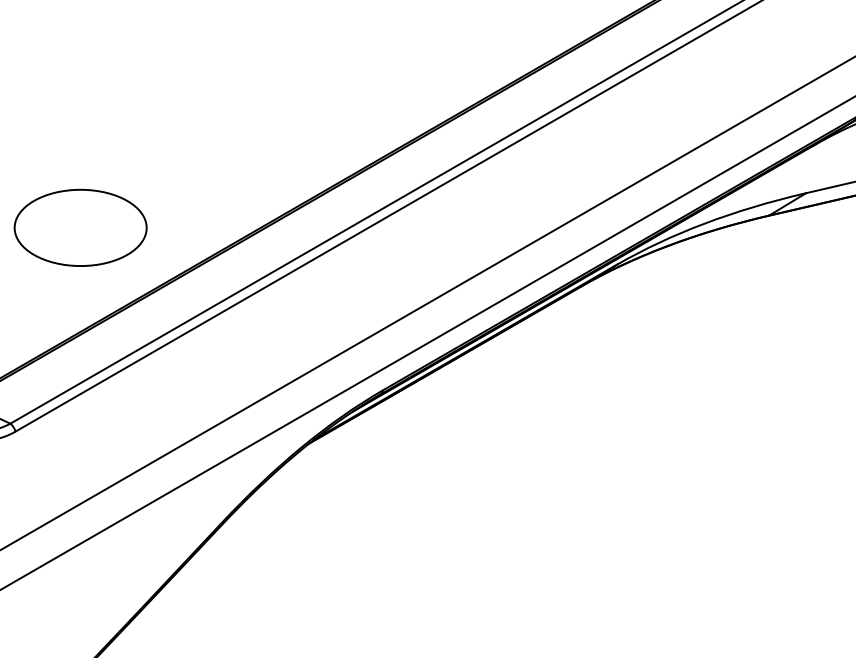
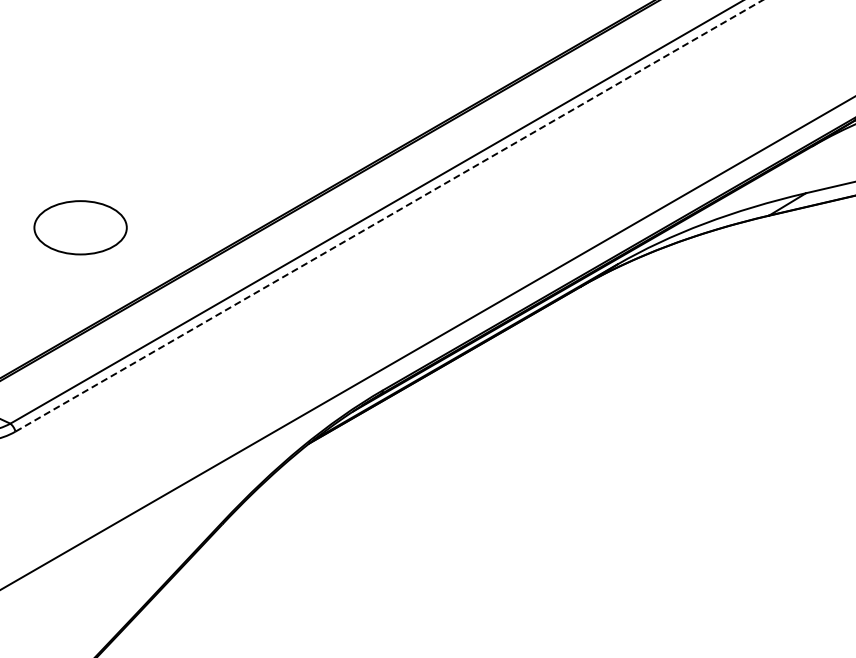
line: solid -> dashed (389, 215)
part size: 135x79 px -> 95x56 px (80, 227)
line: present -> none (427, 303)
